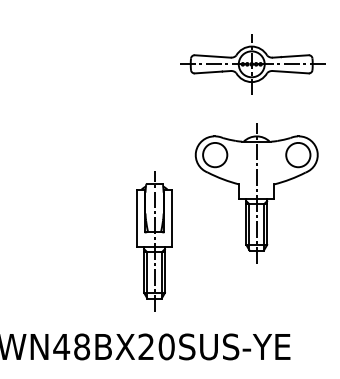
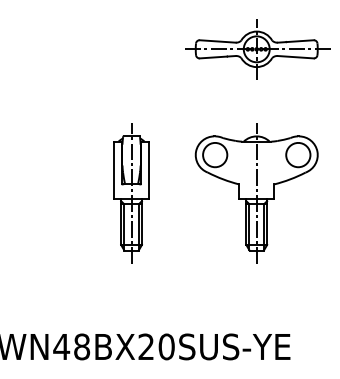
part position: (252, 64) -> (257, 49) (257, 49)
part position: (154, 241) -> (131, 193) (131, 193)
